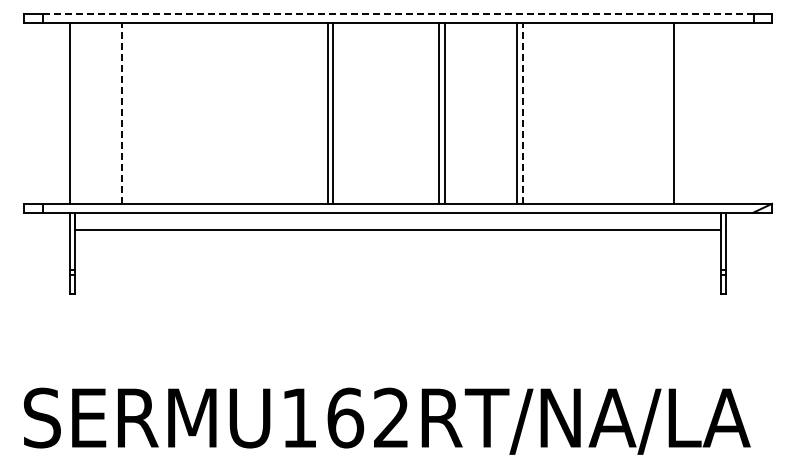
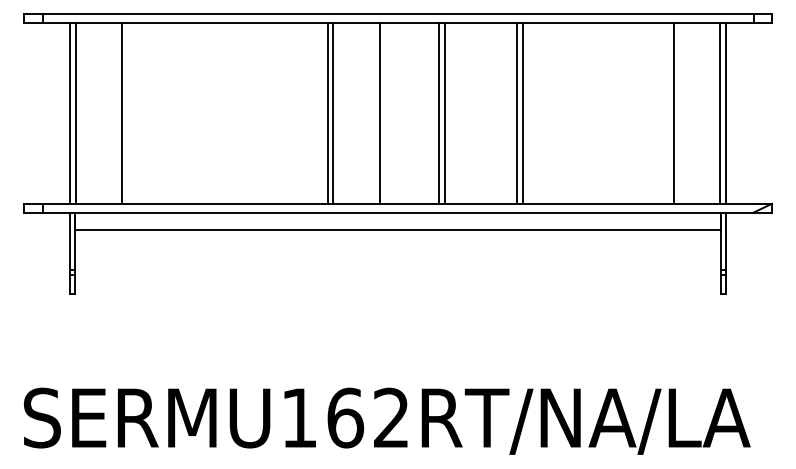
line: dashed -> solid (397, 14)
line: none -> present (75, 112)
line: dashed -> solid (121, 112)
line: none -> present (380, 112)
line: dashed -> solid (522, 112)
line: none -> present (720, 112)
line: none -> present (726, 112)
